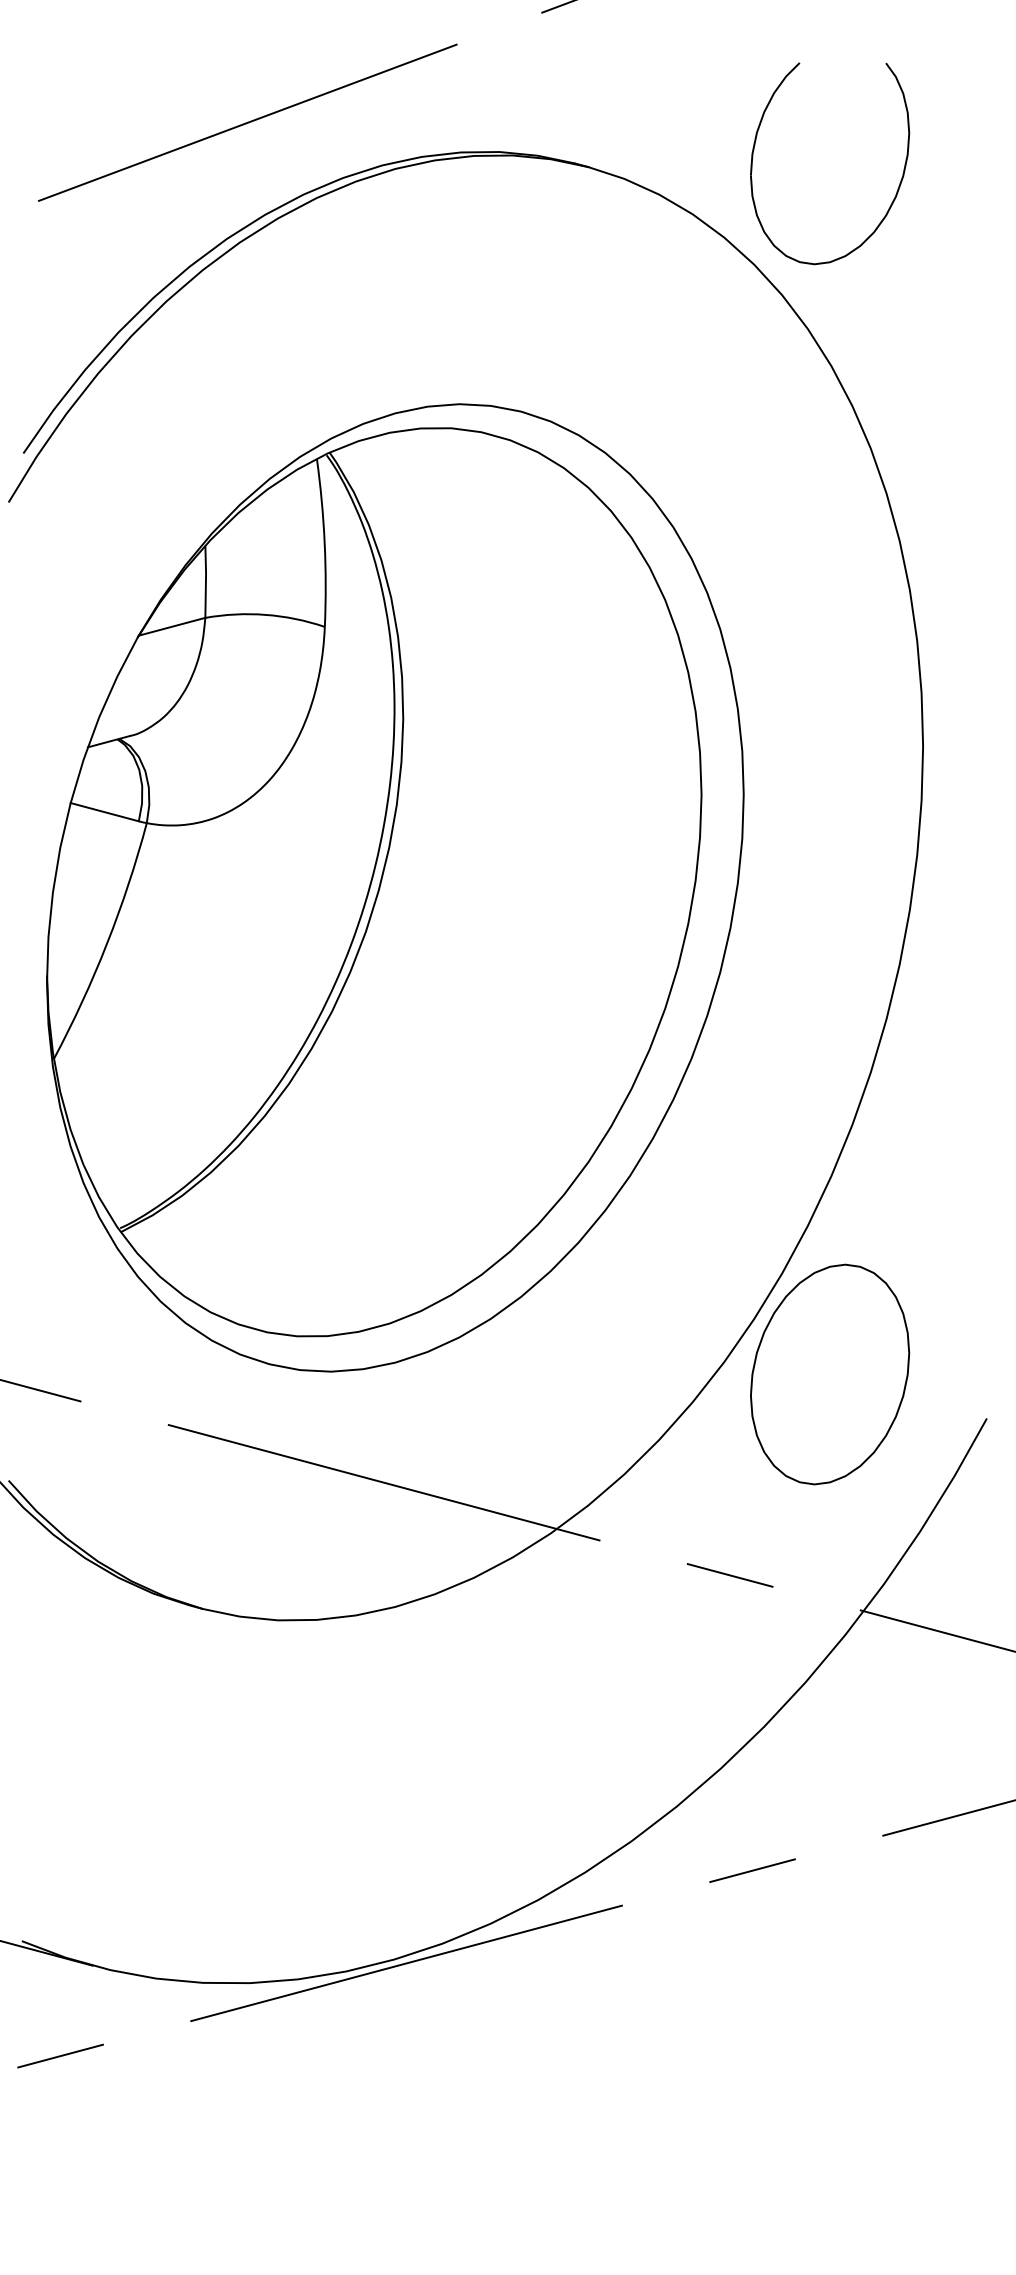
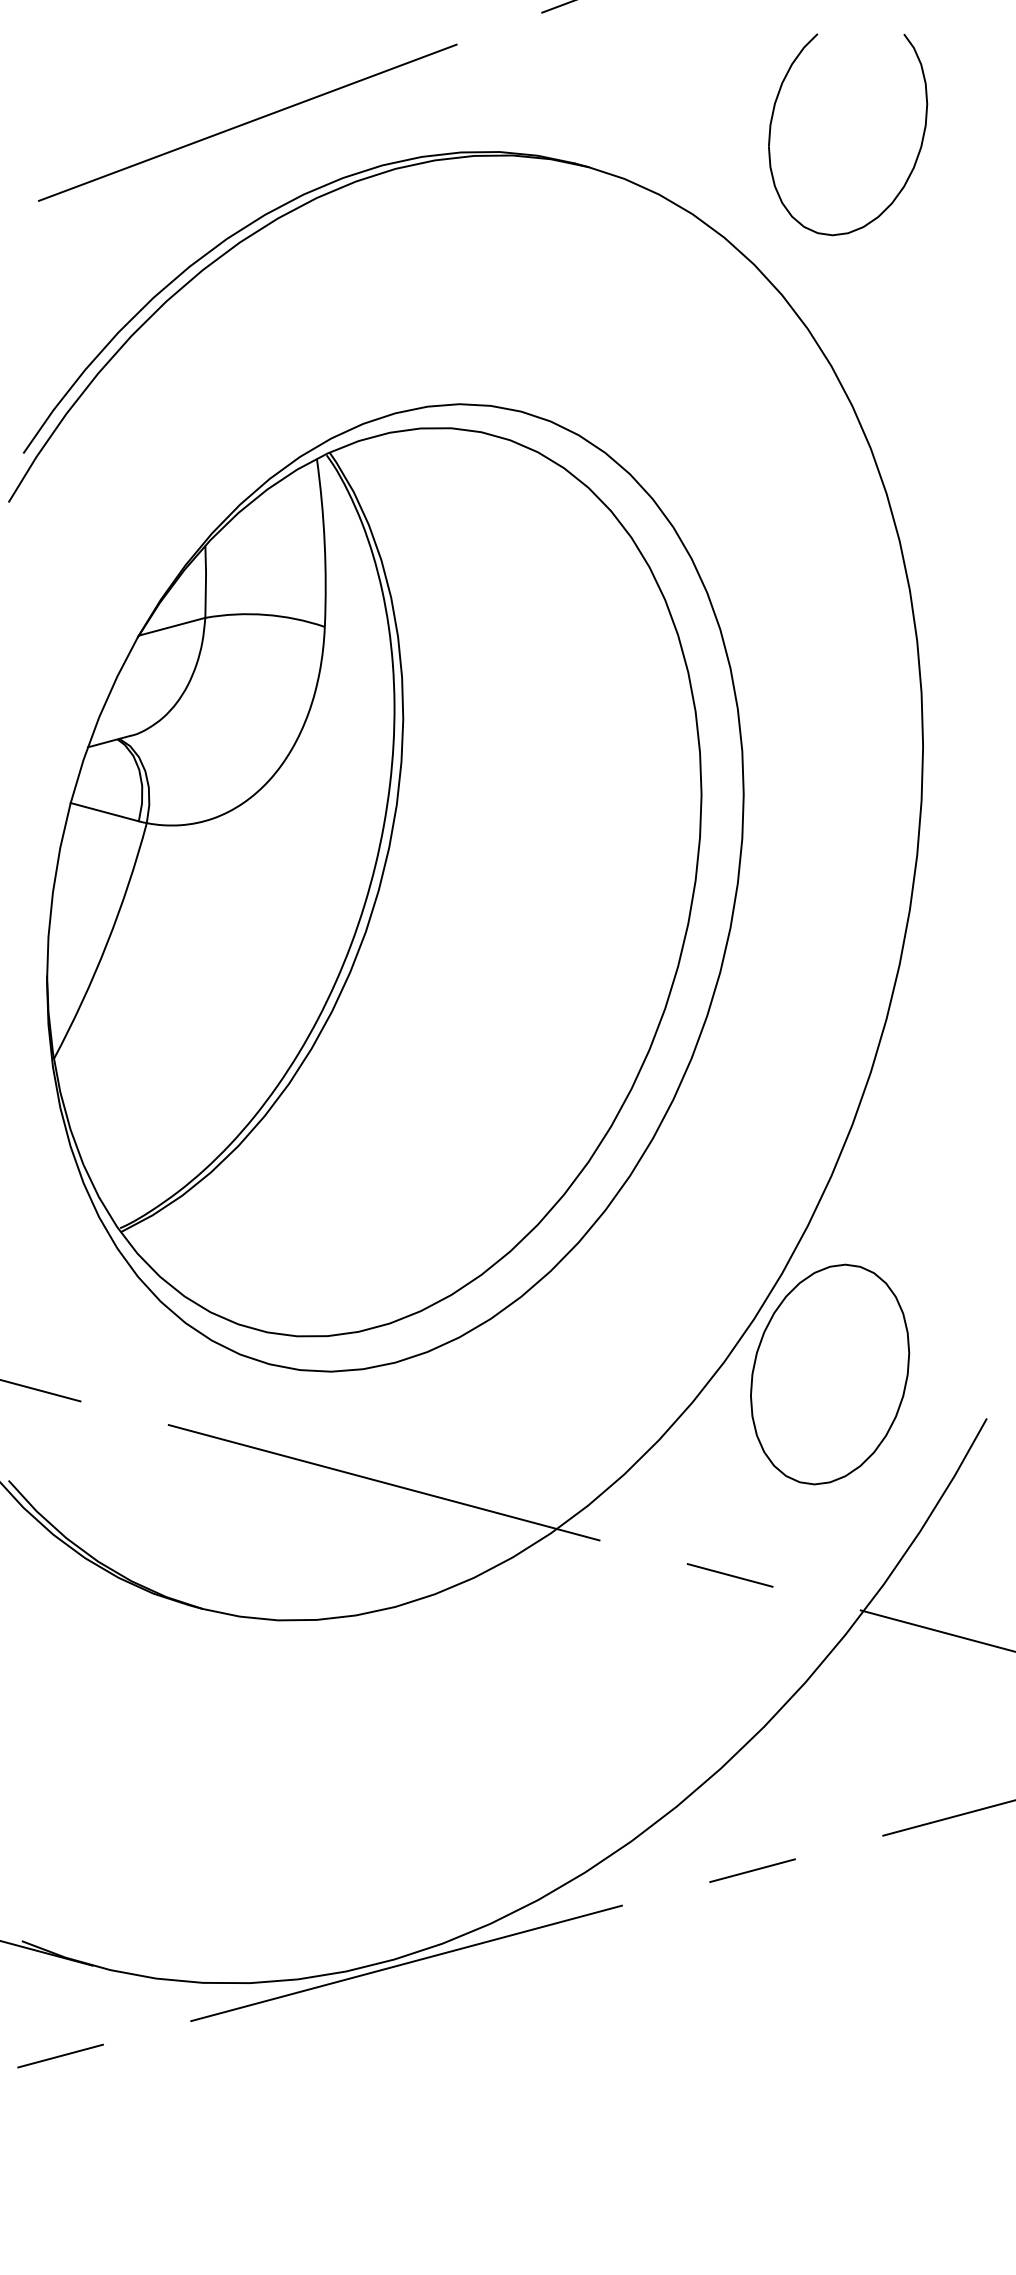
part position: (898, 185) -> (916, 156) (916, 156)
